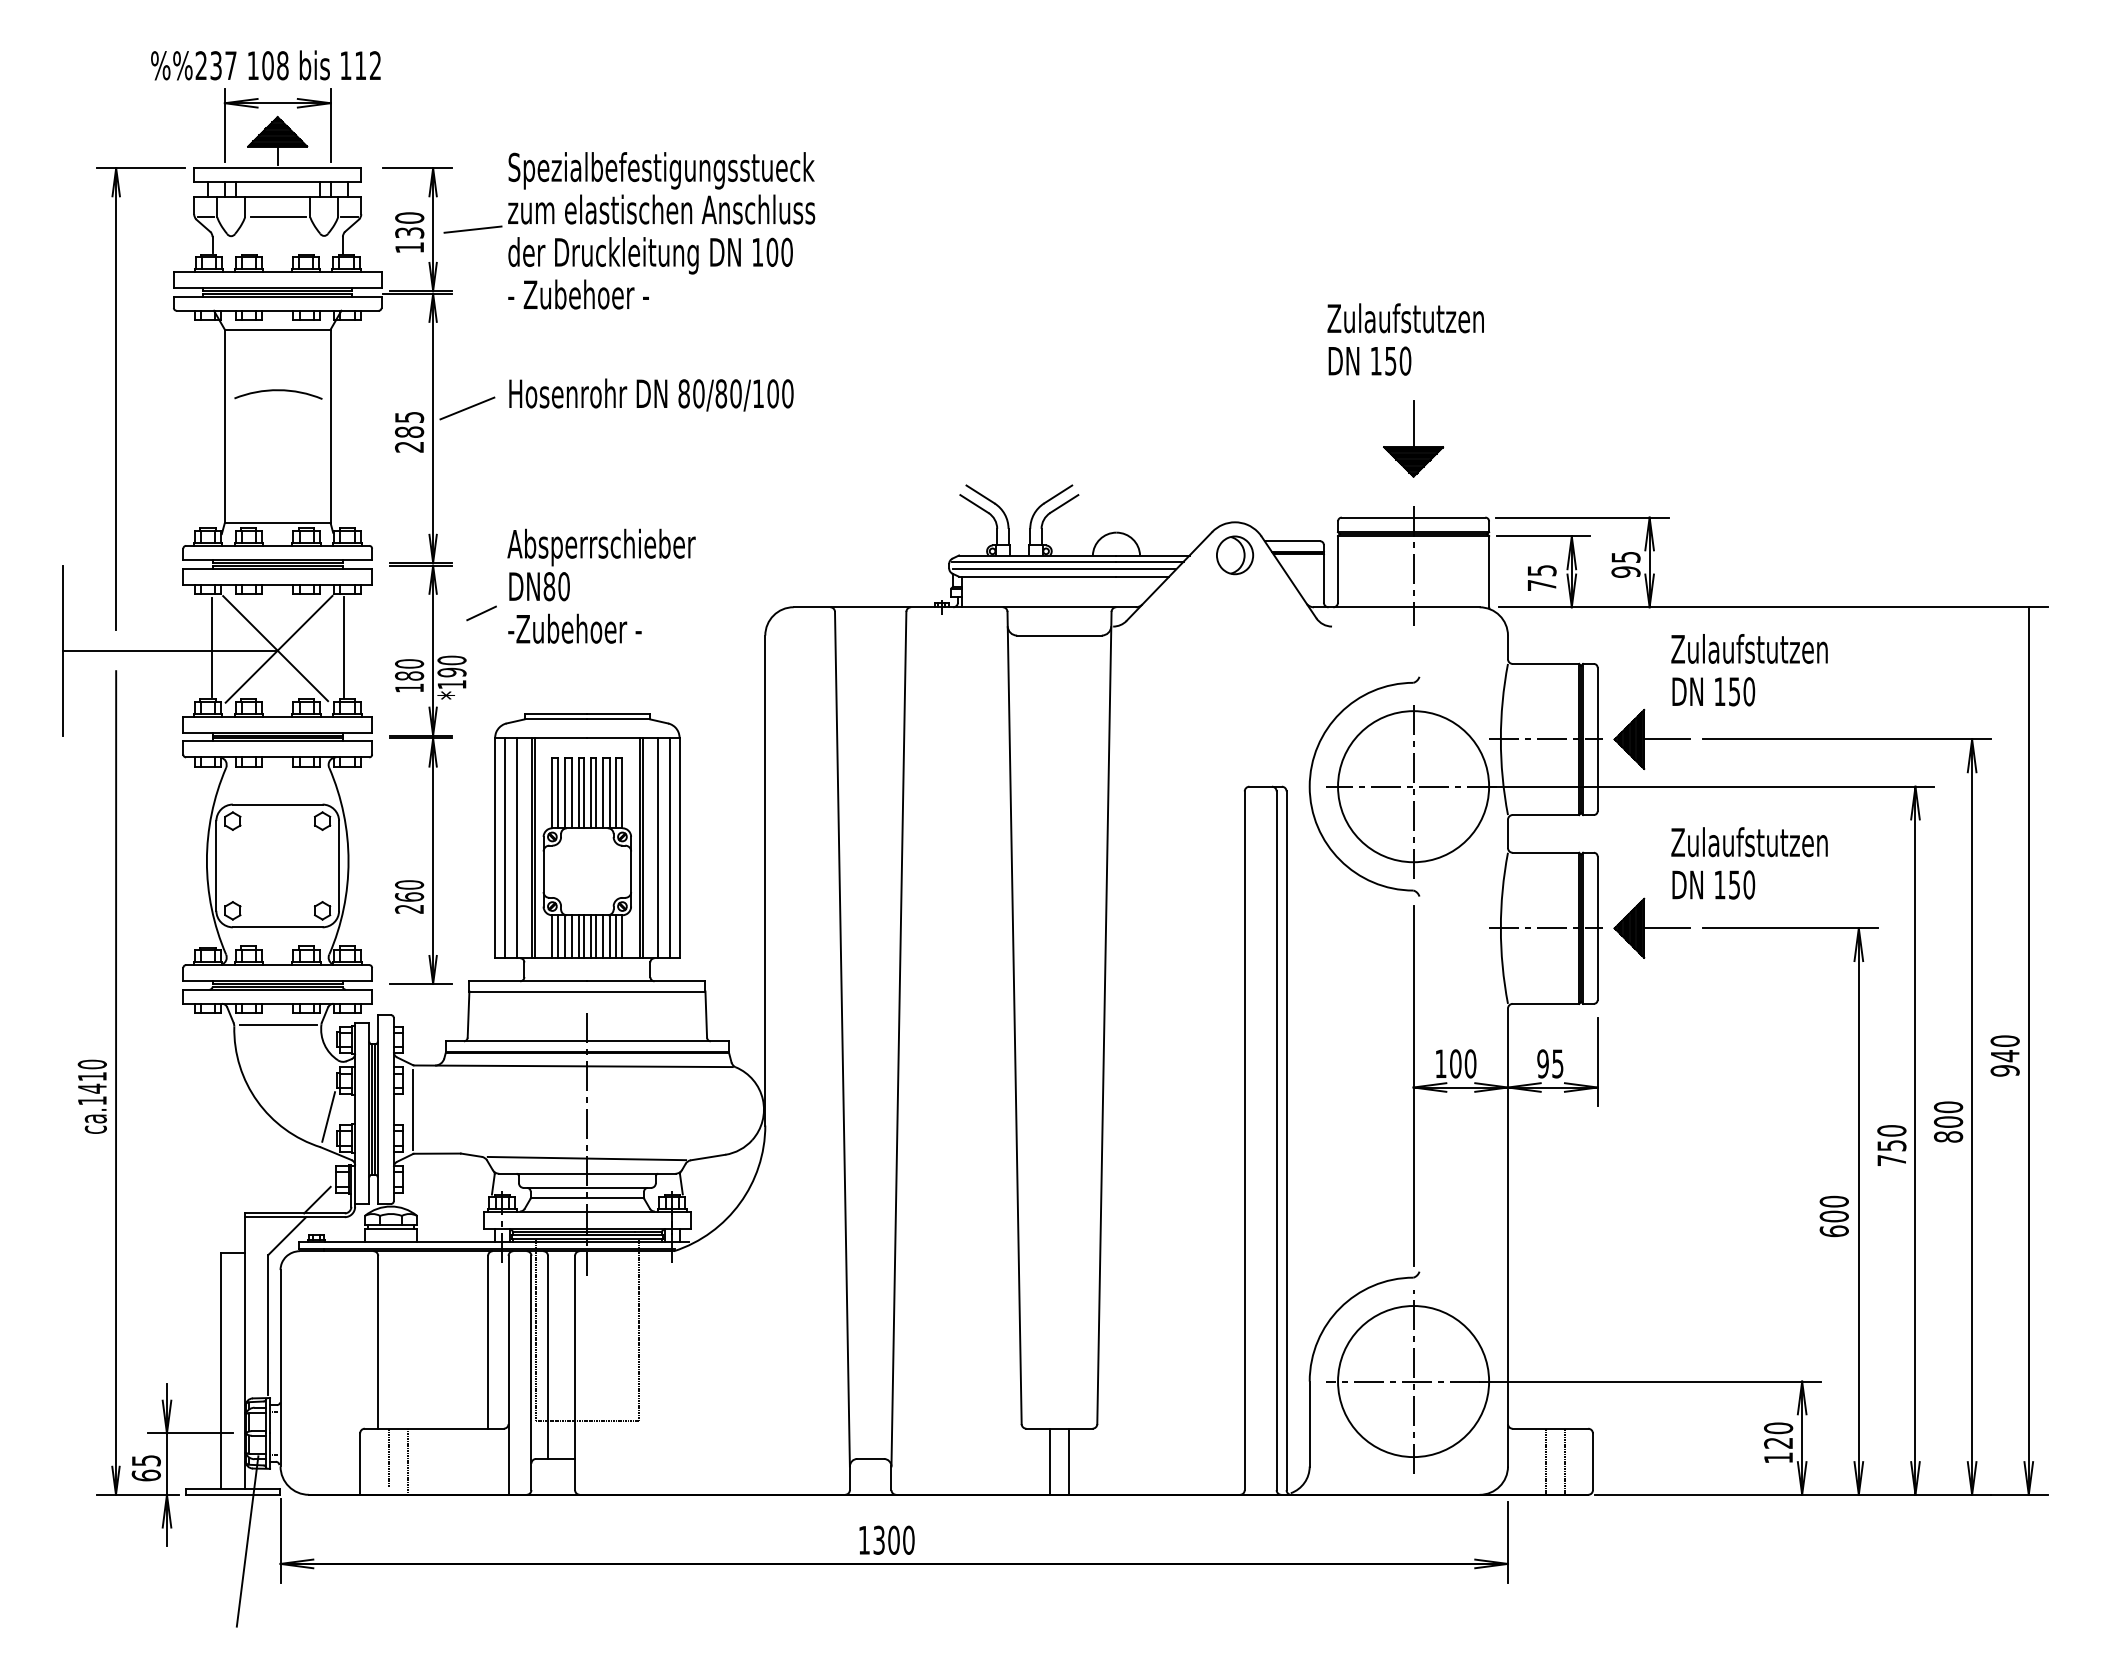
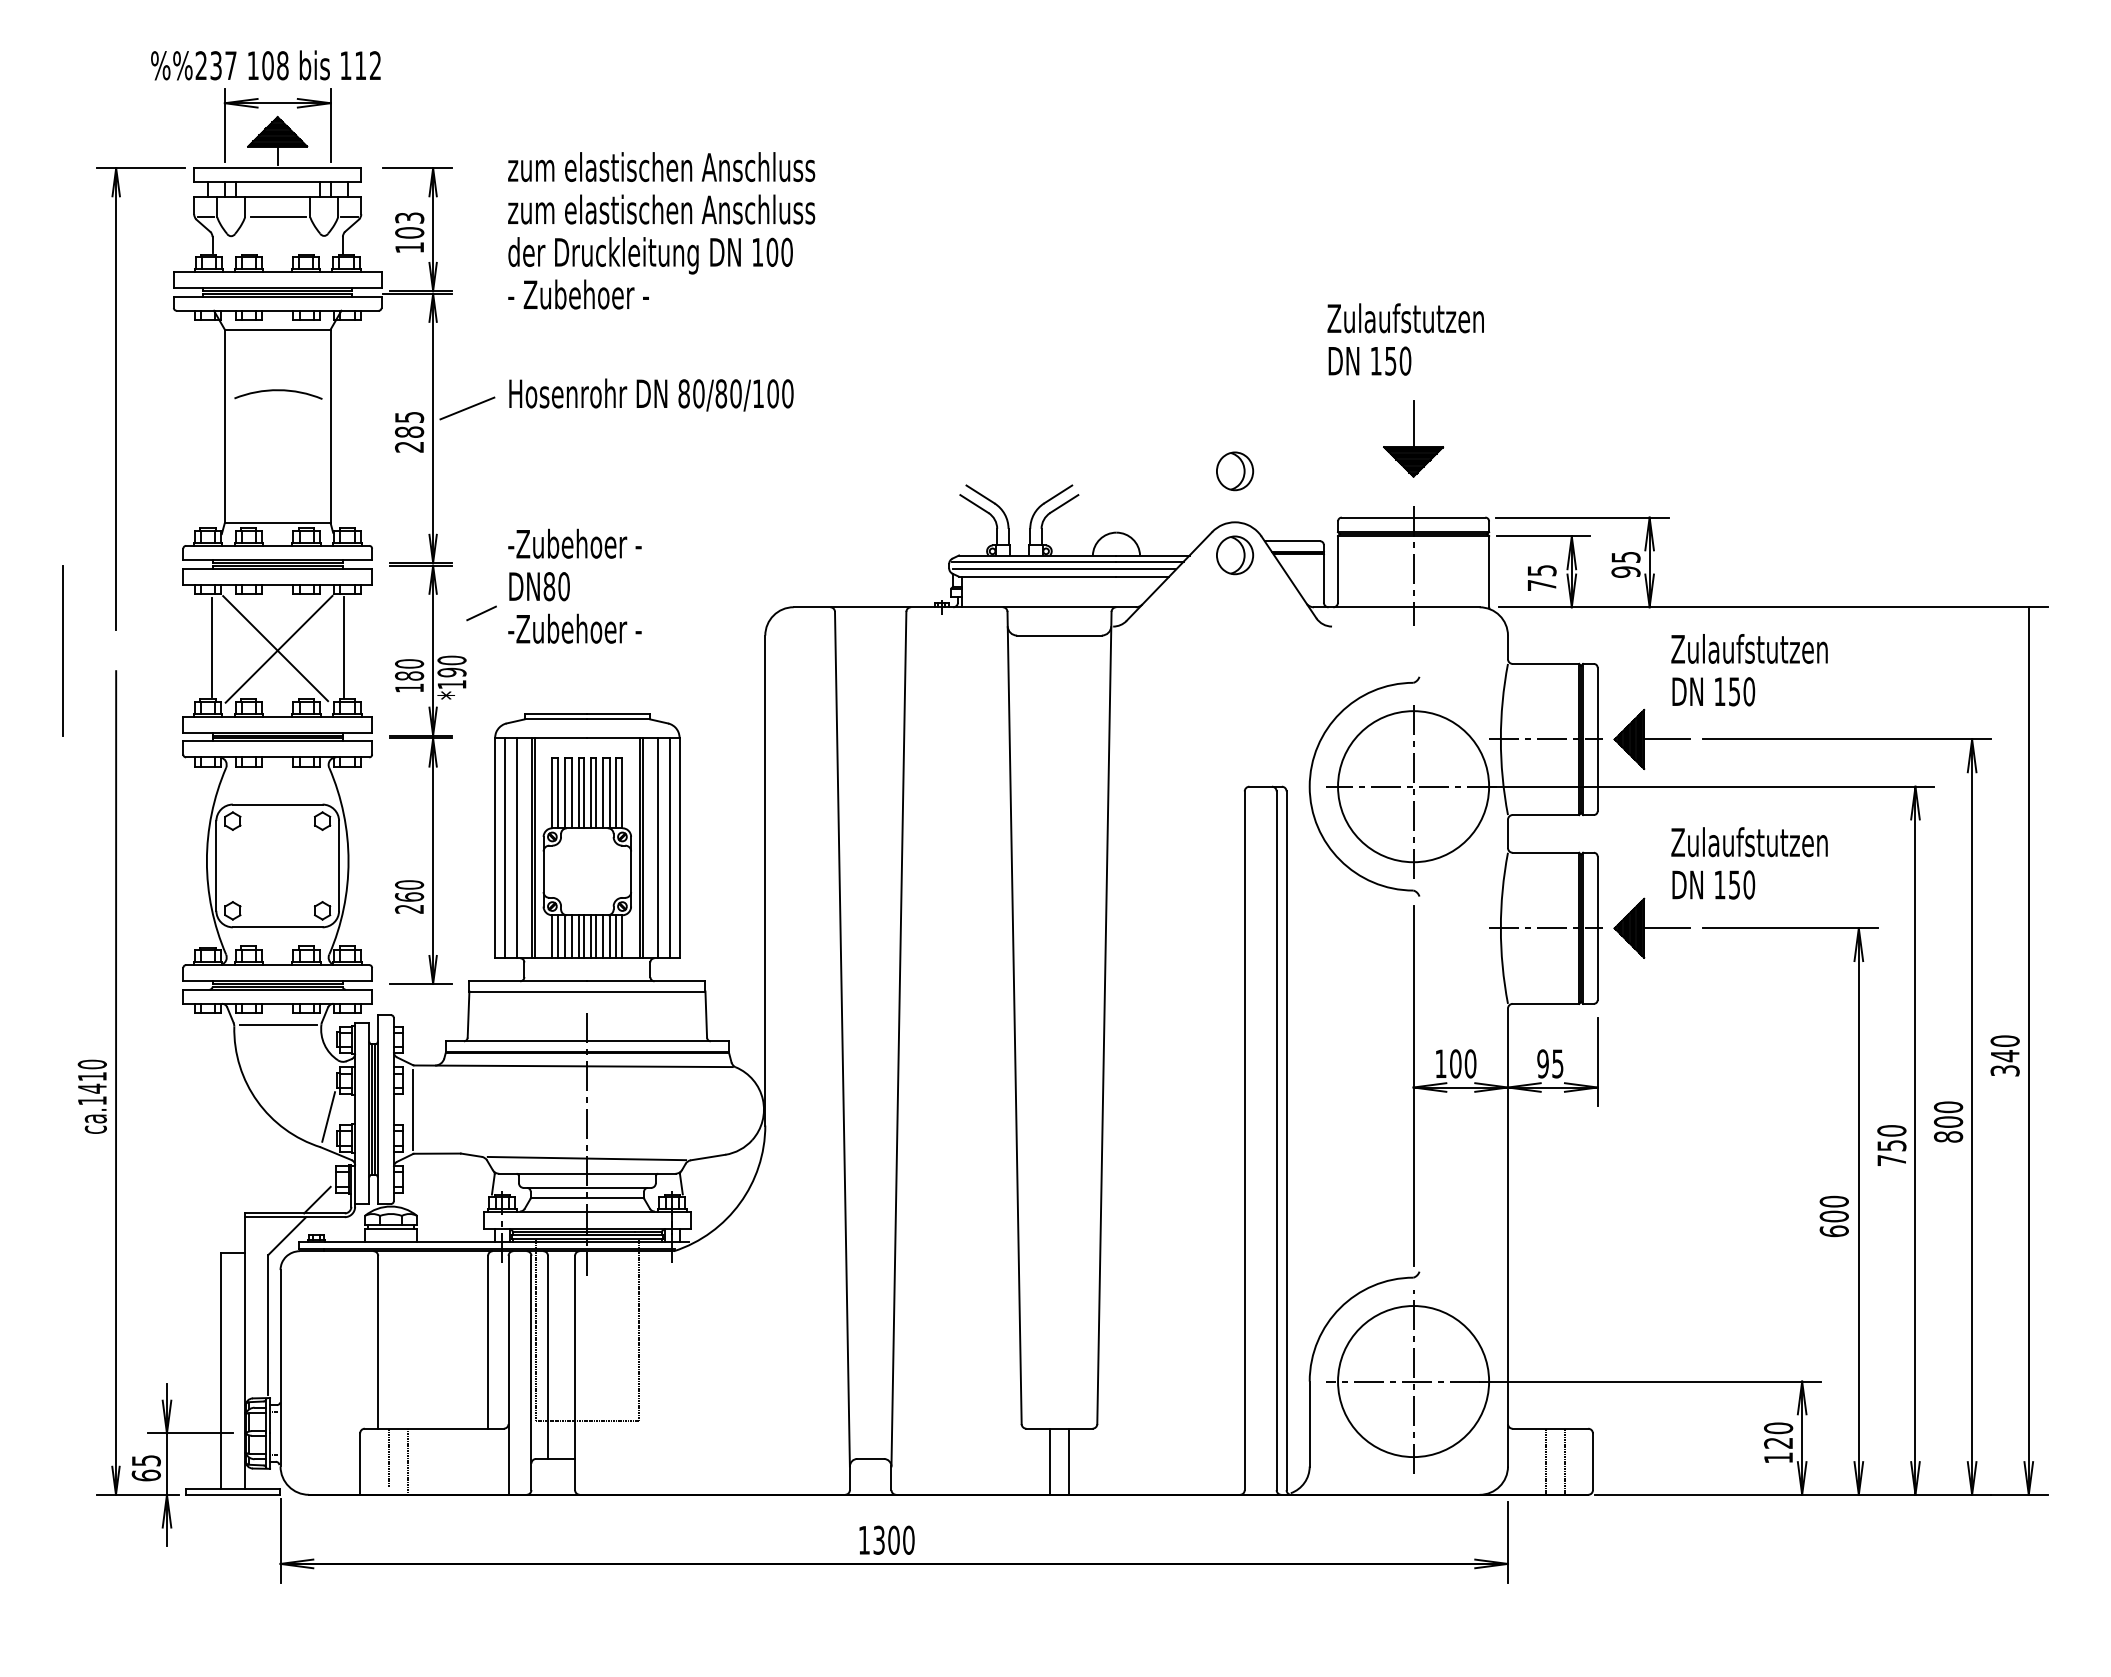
text: Spezialbefestigungsstueck -> zum elastischen Anschluss (661, 170)
text: 130 -> 103 (409, 225)
line: present -> none (472, 229)
part: none -> present (1235, 471)
text: Absperrschieber -> -Zubehoer - (601, 547)
line: present -> none (170, 650)
text: 940 -> 340 (2004, 1070)
line: present -> none (247, 1541)
